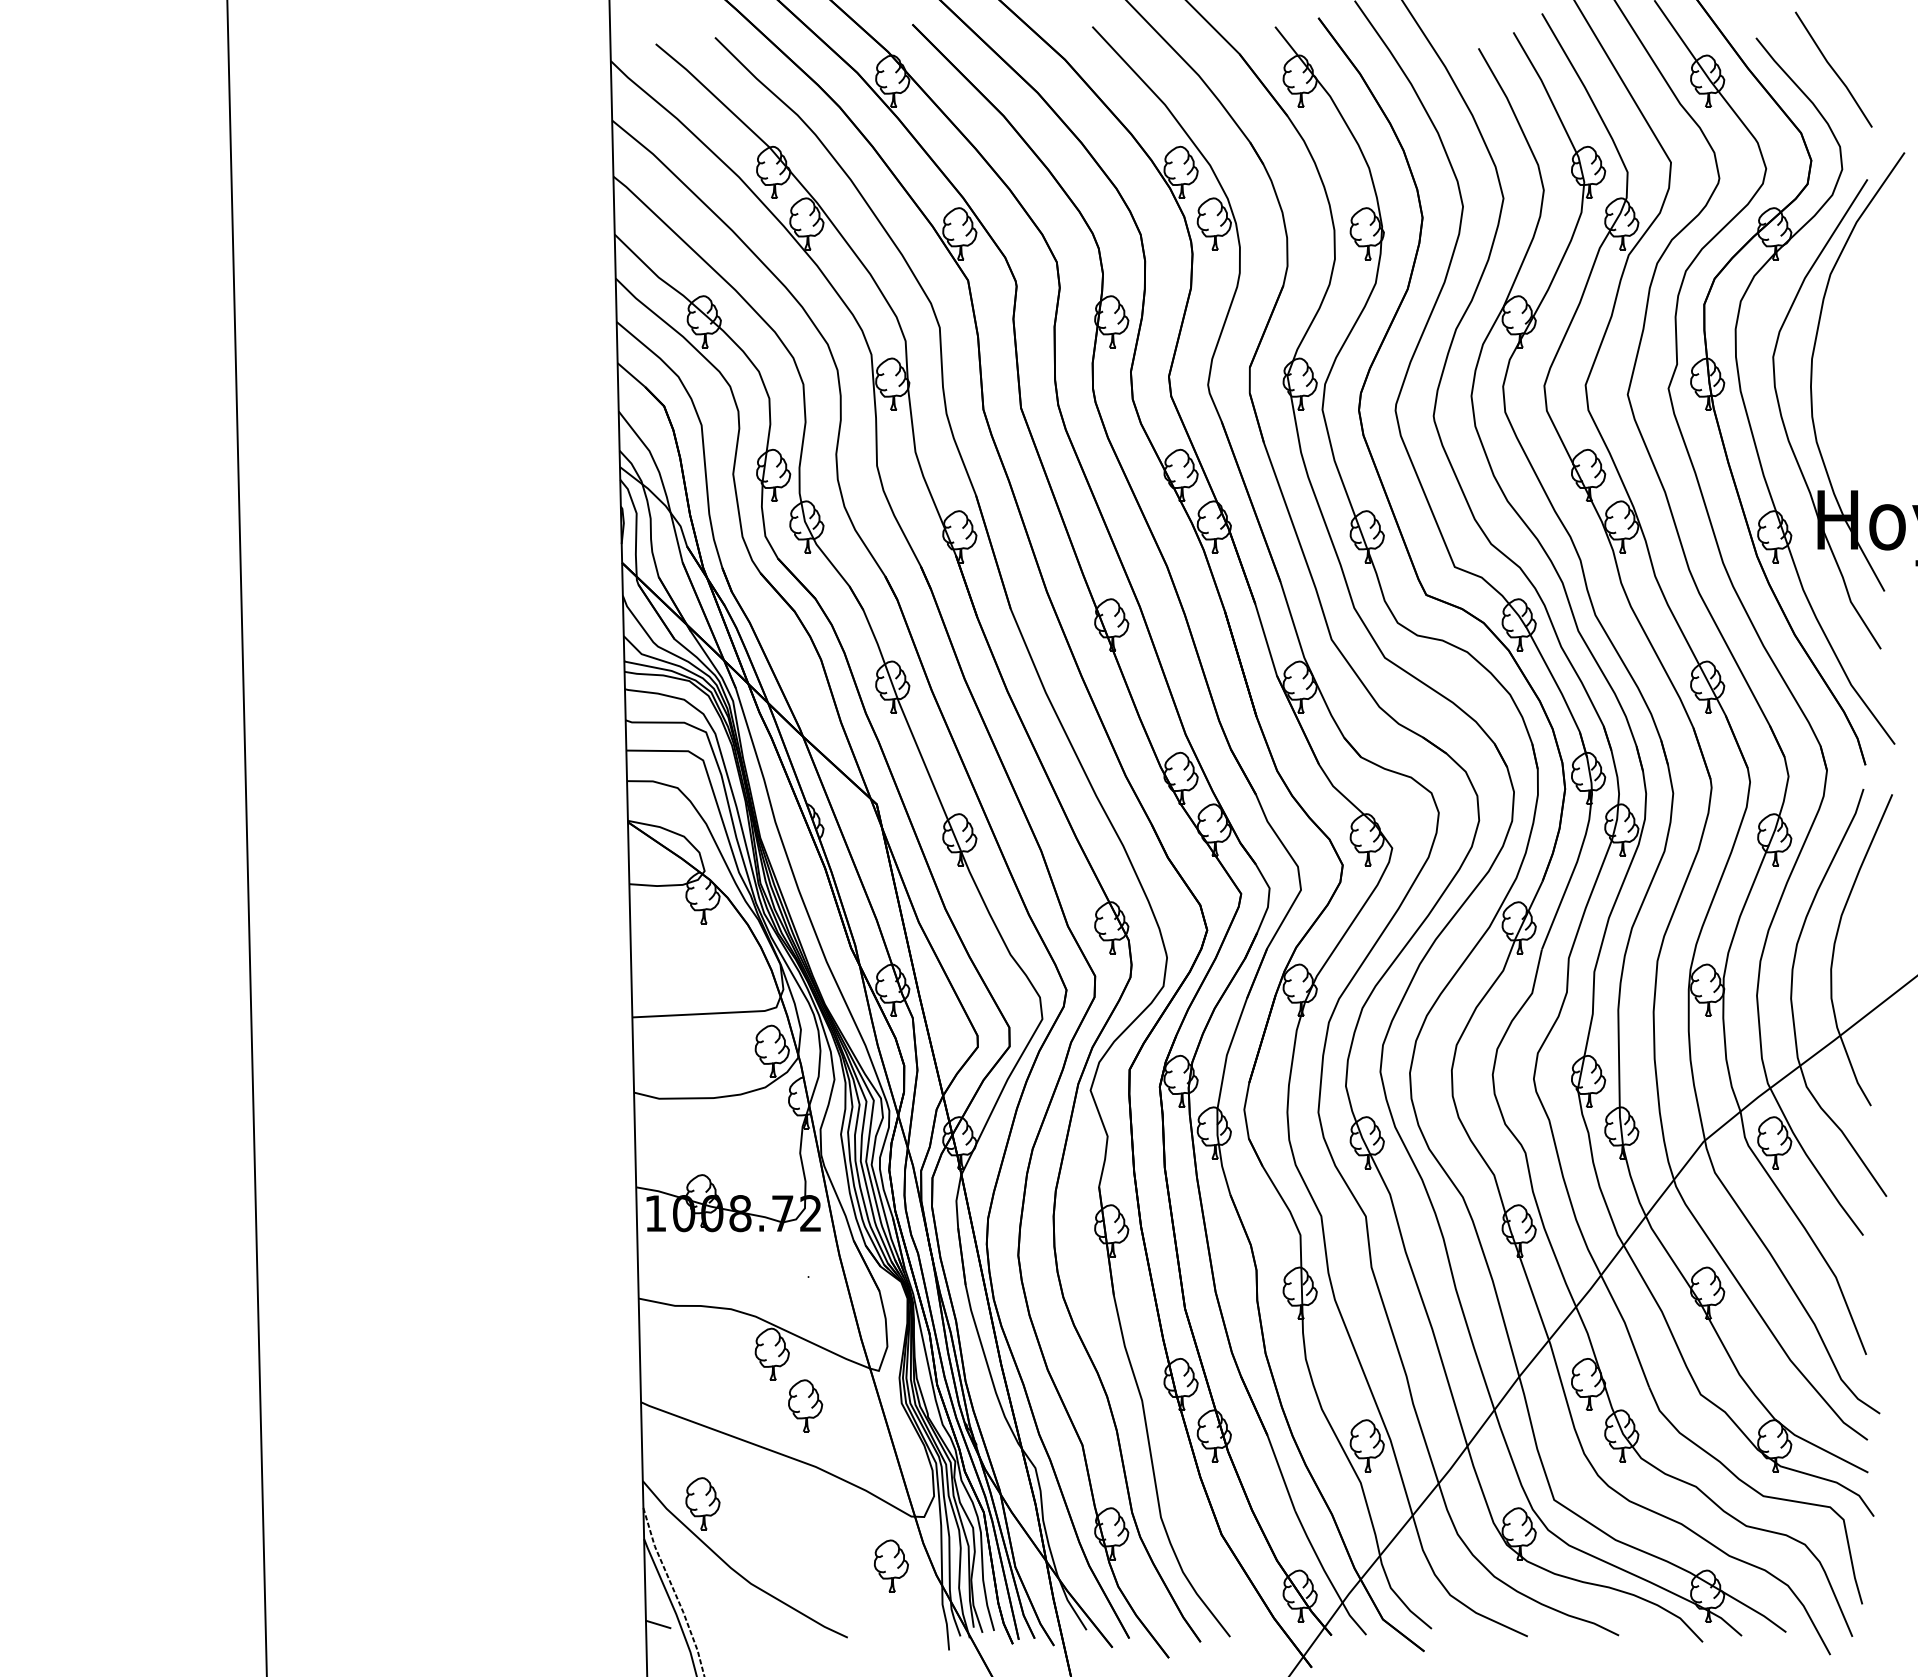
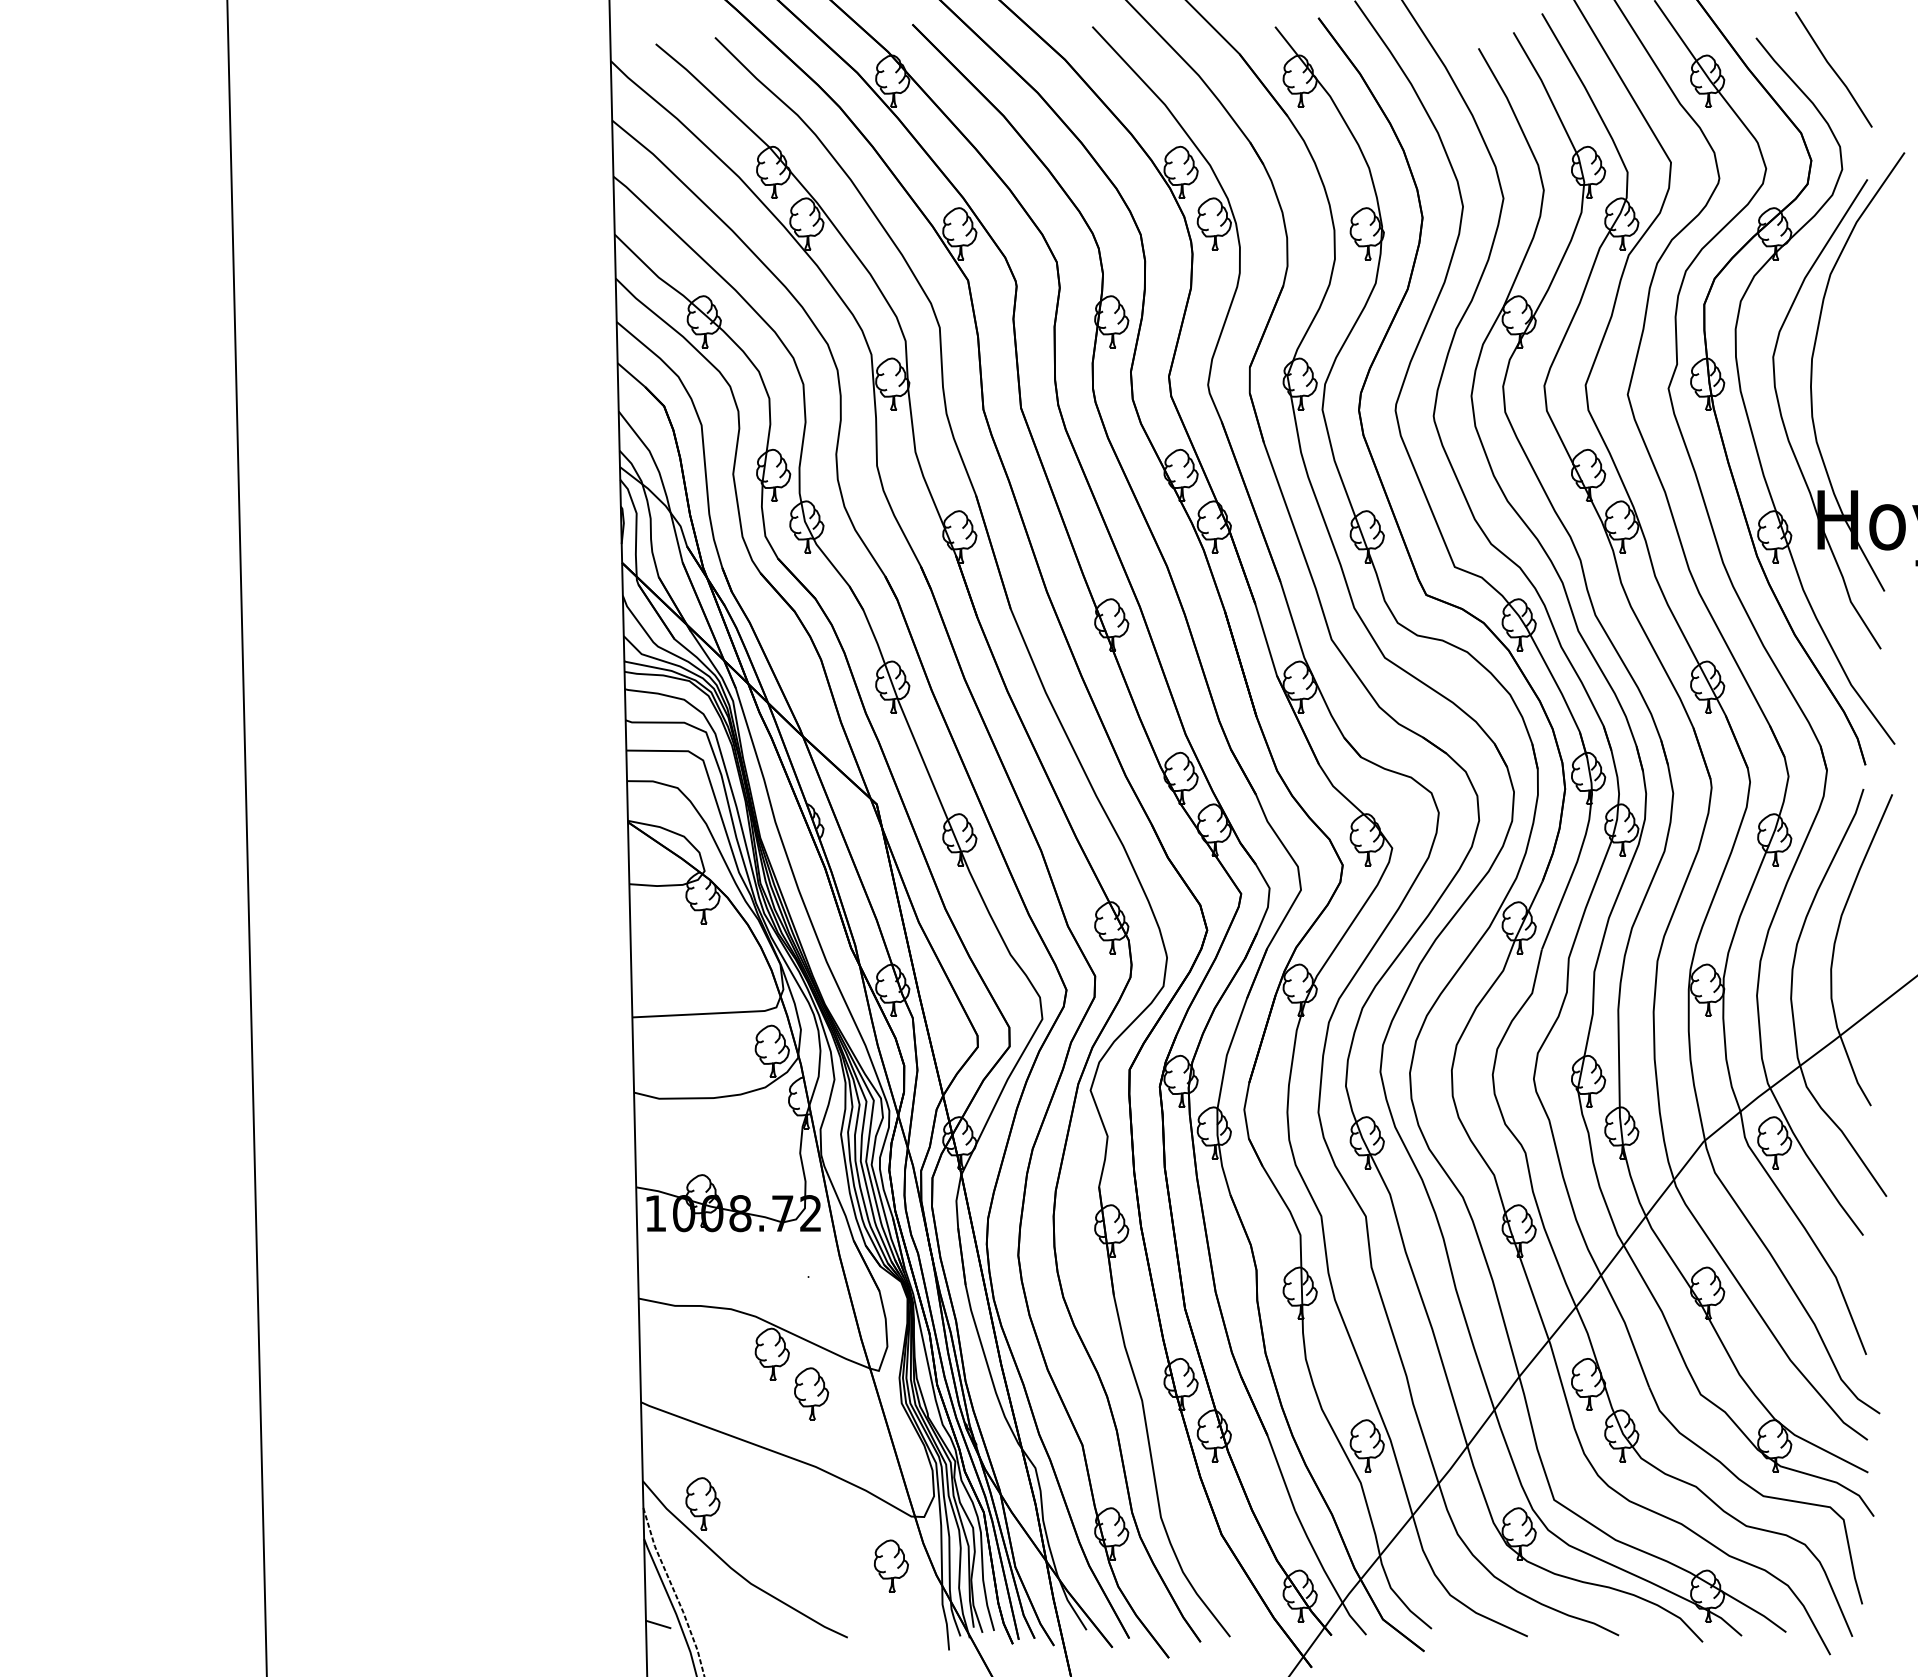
part position: (805, 1405) -> (811, 1393) (811, 1393)
